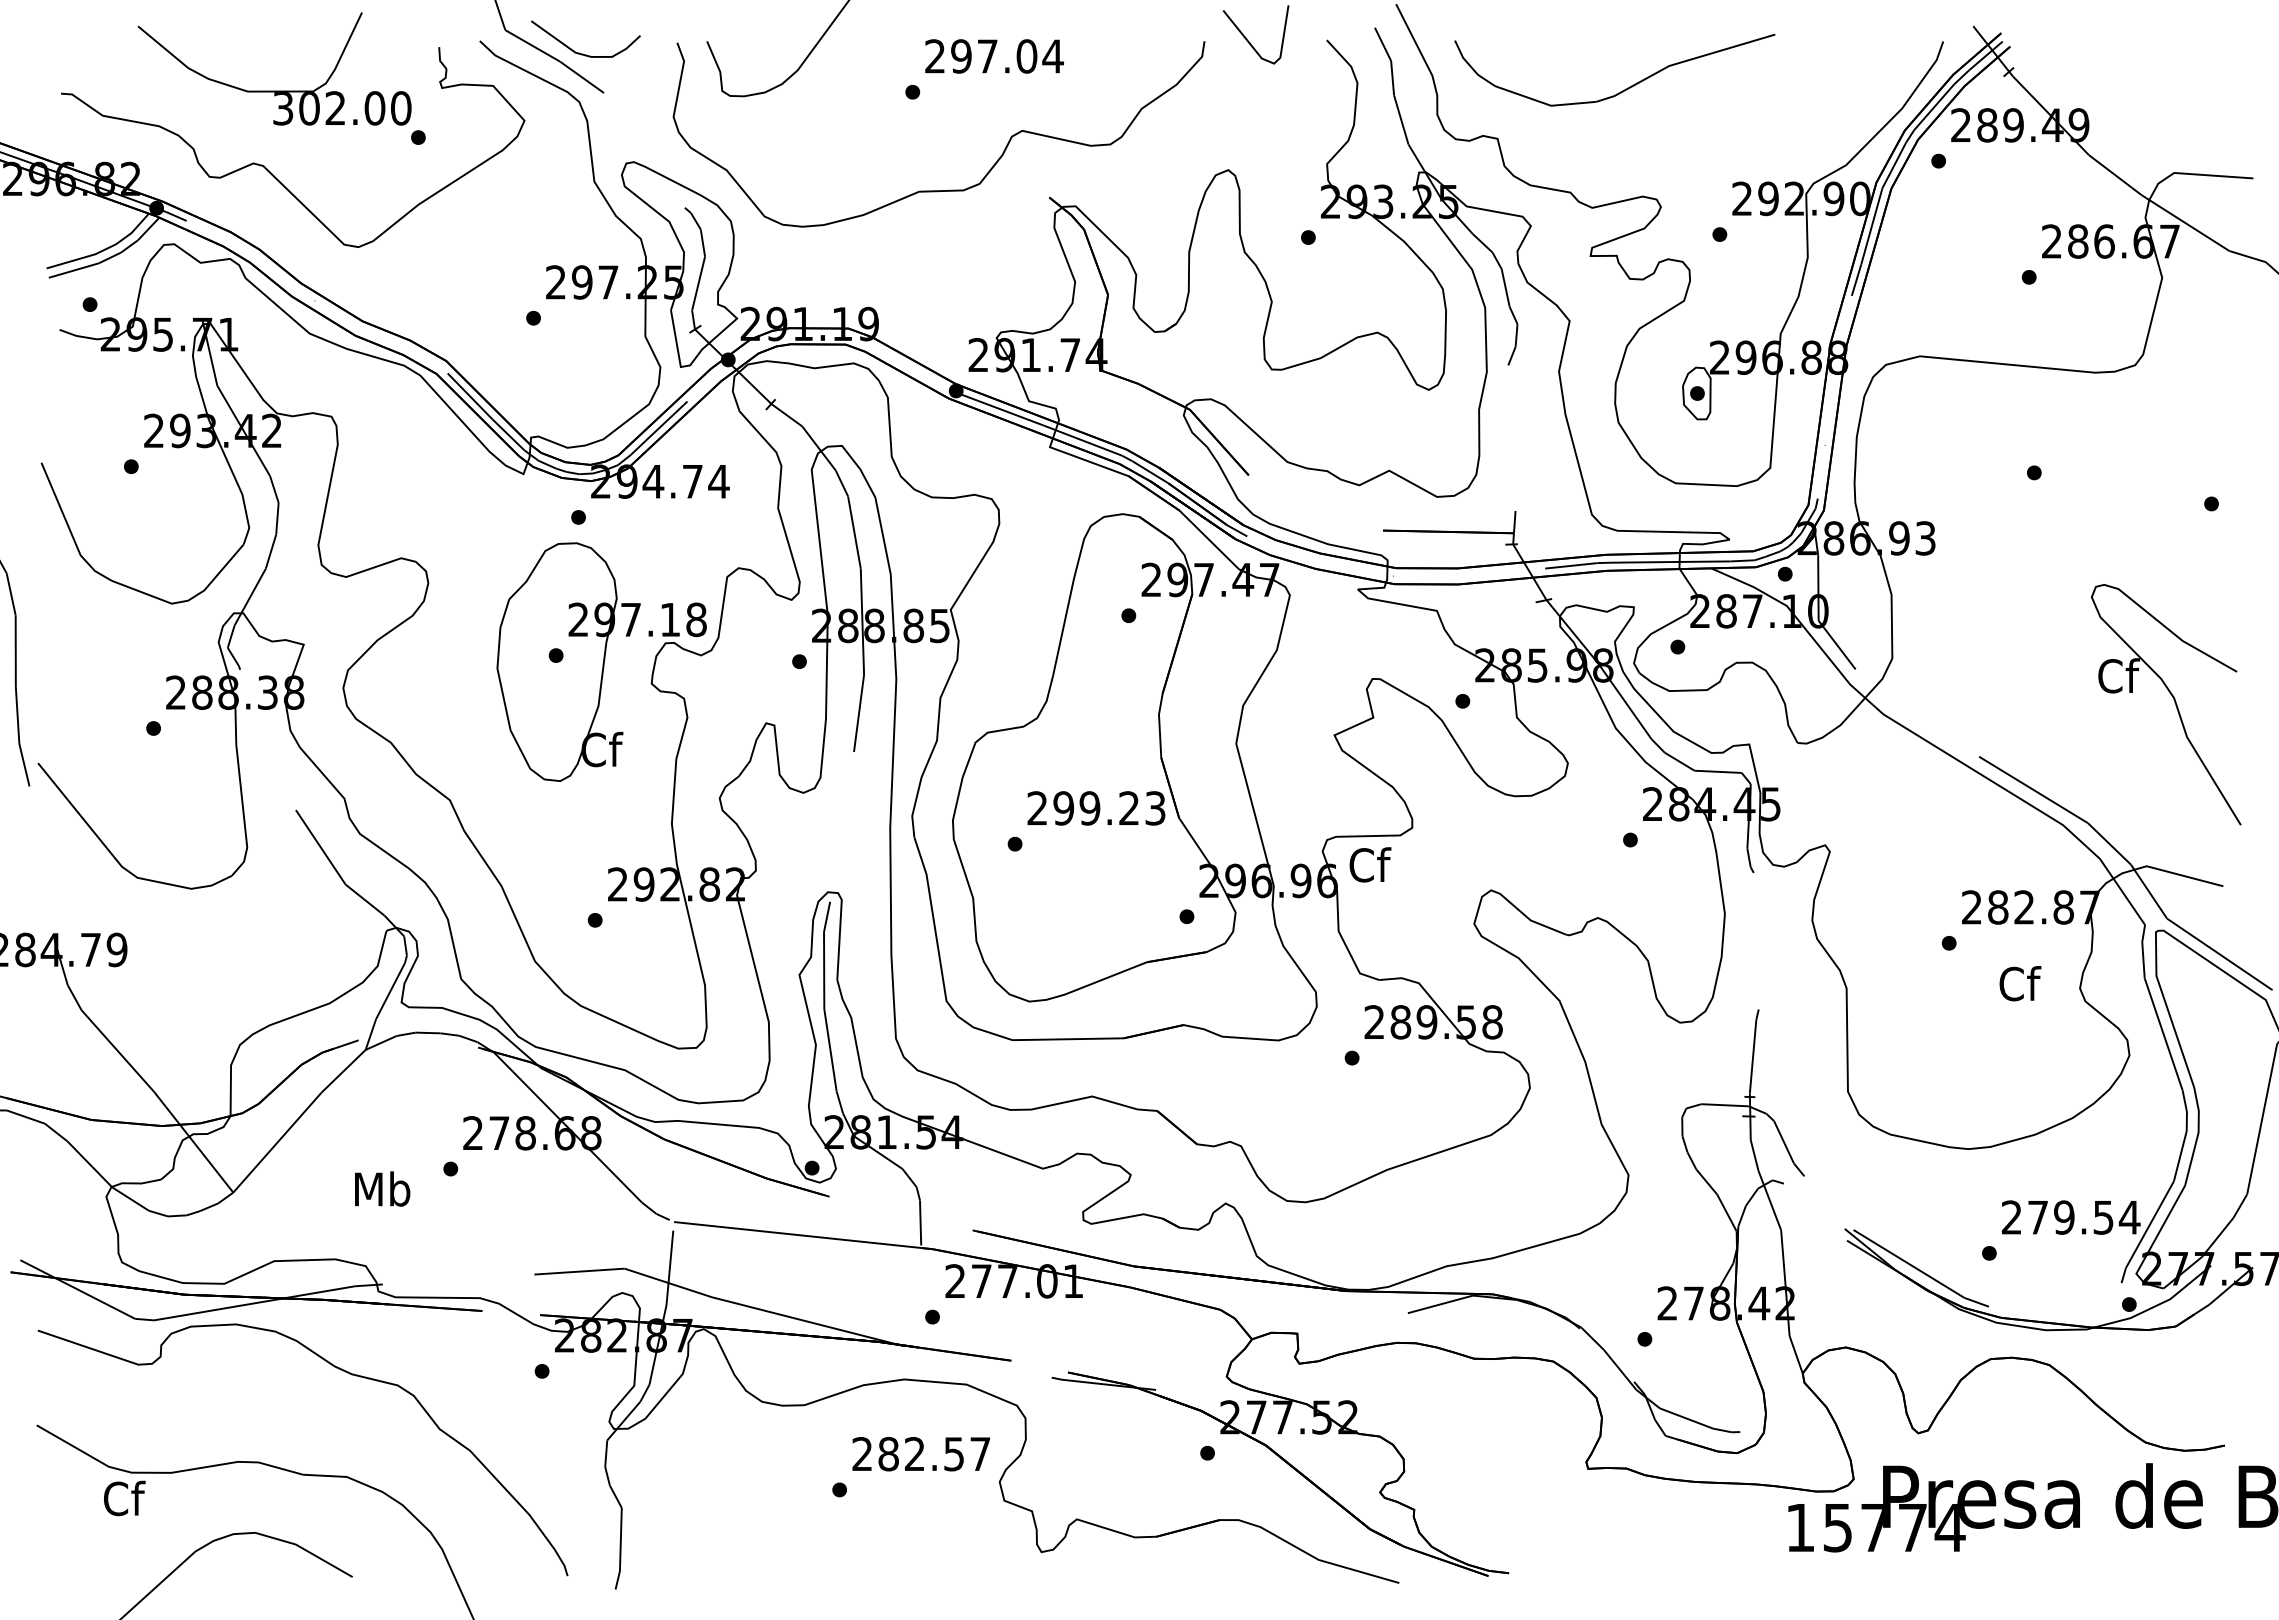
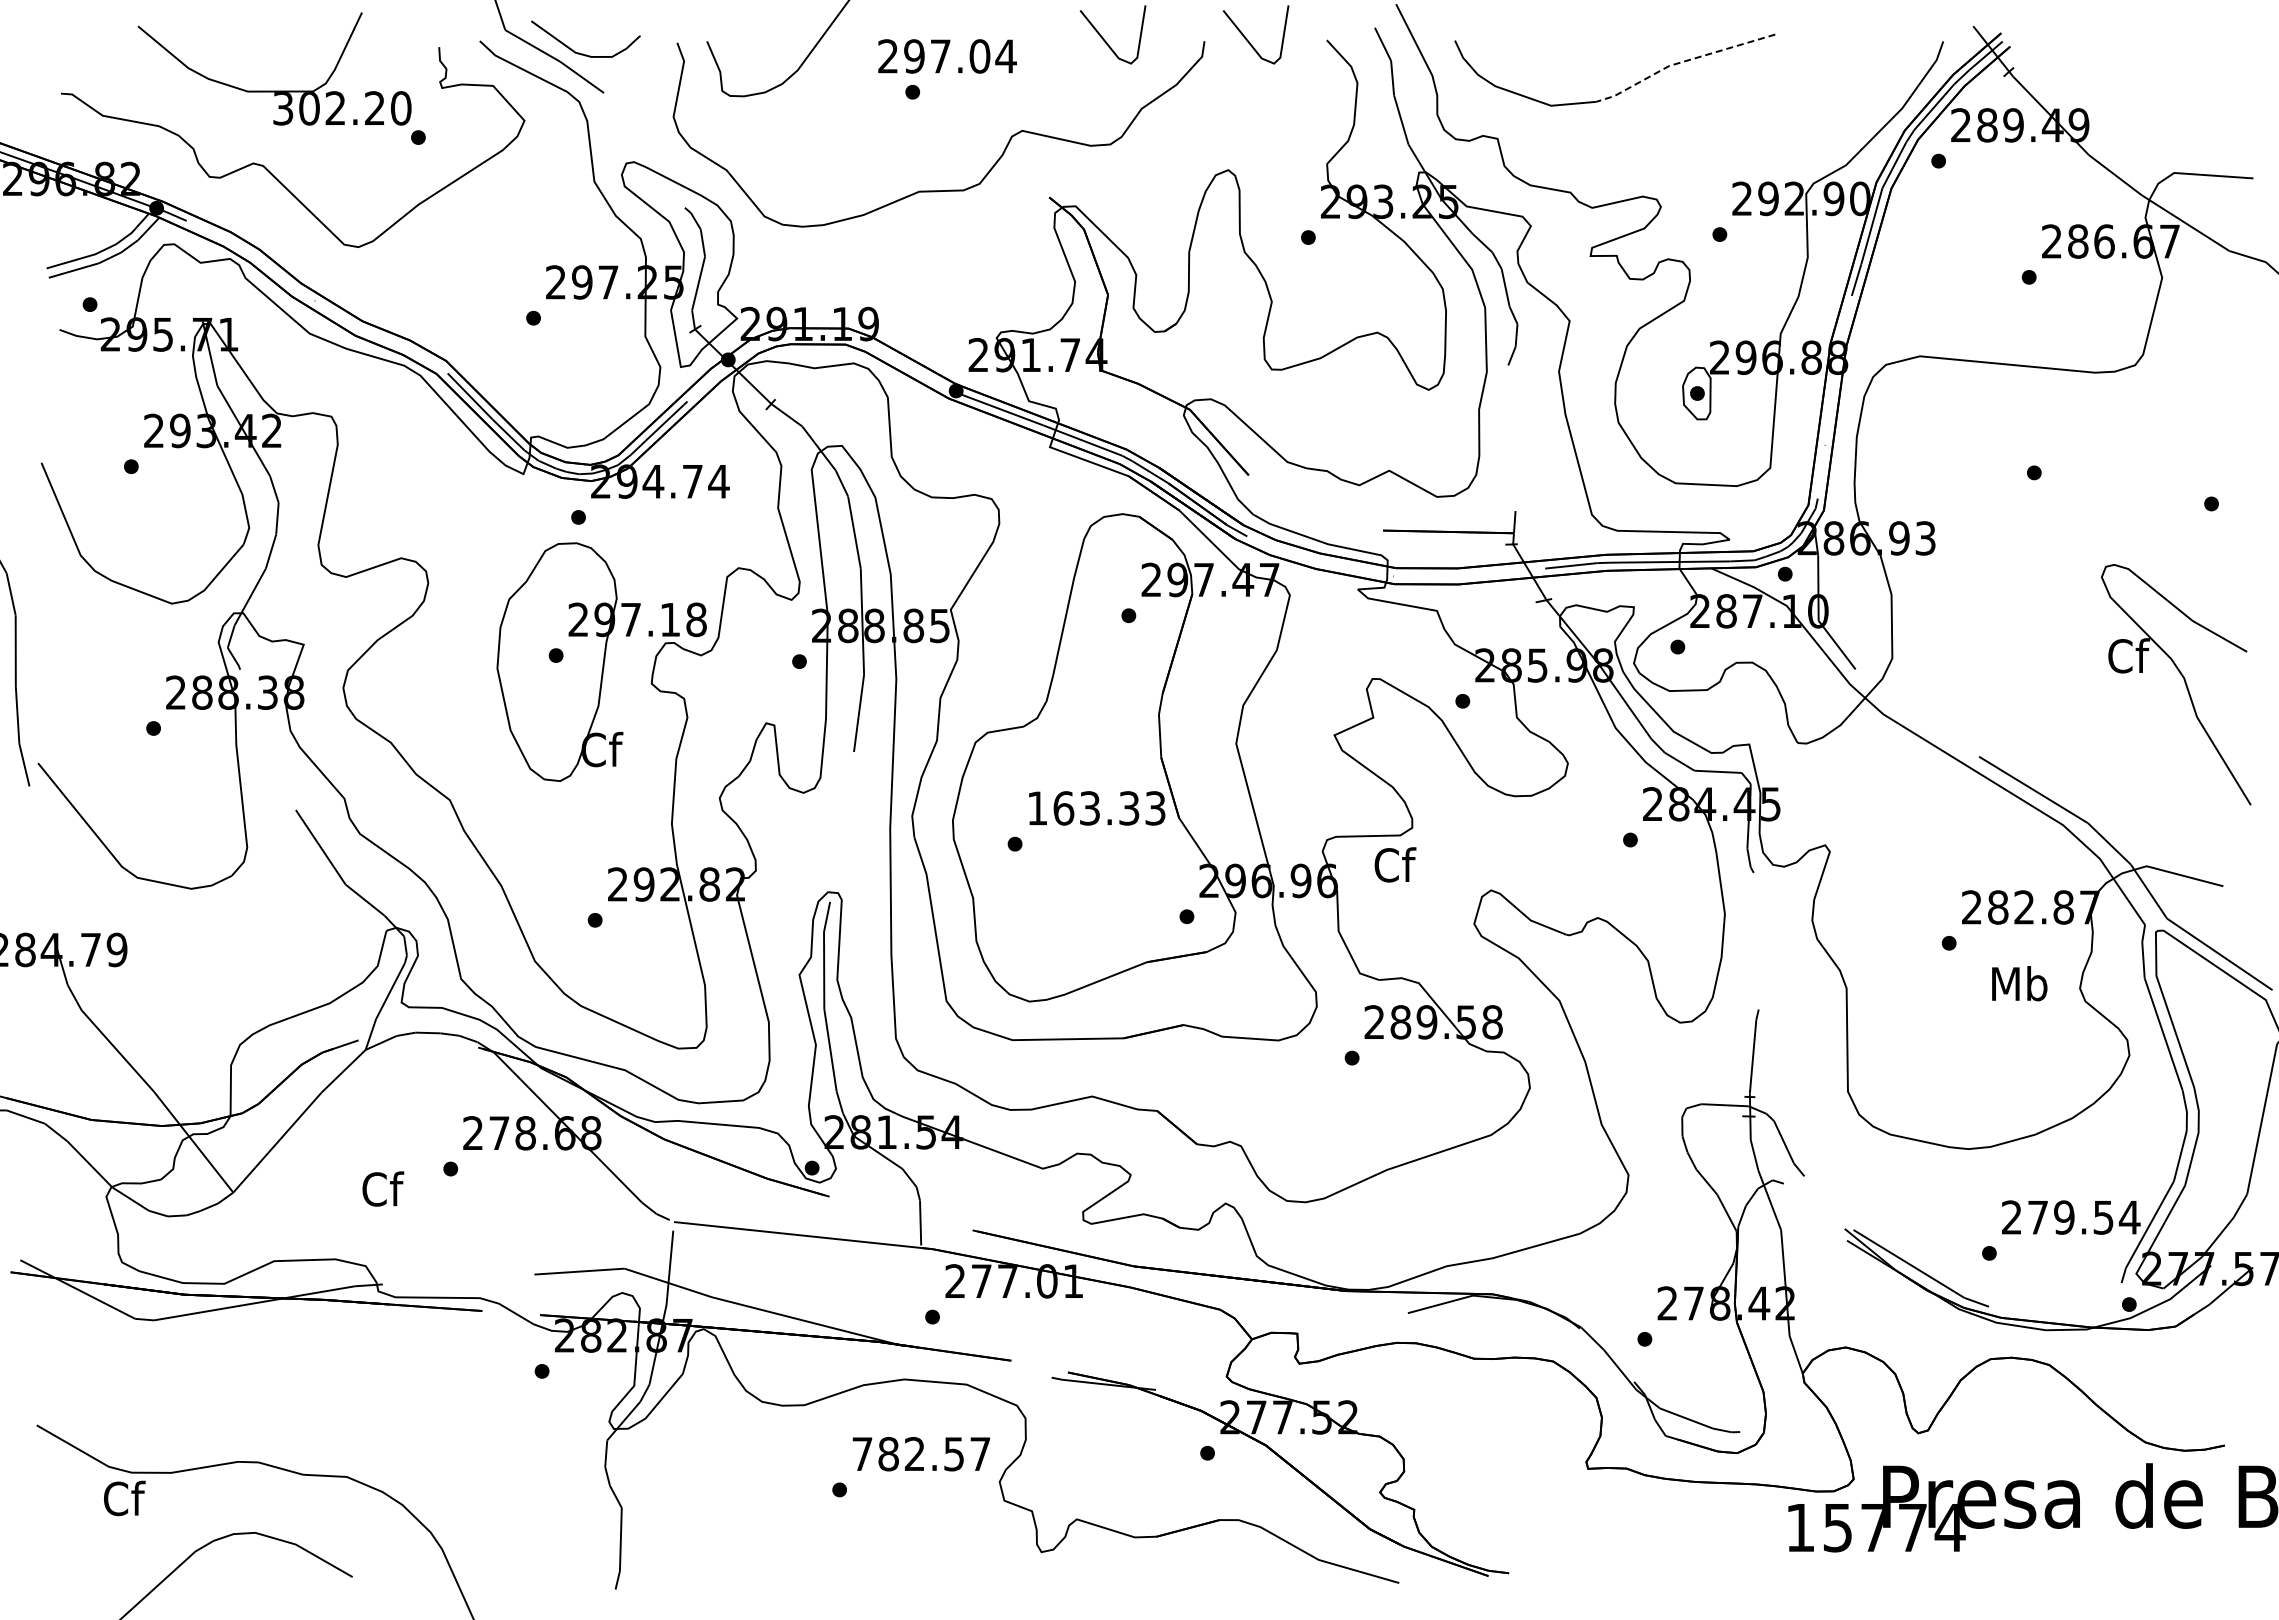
line: none -> present (1105, 40)
text position: (994, 56) -> (947, 56) (947, 56)
line: solid -> dashed (1681, 62)
text: 302.00 -> 302.20 (374, 108)
part position: (2174, 702) -> (2184, 682) (2184, 682)
text: 299.23 -> 163.33 (1083, 808)
text position: (1370, 864) -> (1395, 864) (1395, 864)
text: Cf -> Mb (2019, 983)
text: Mb -> Cf (382, 1188)
curve: present -> none (340, 1370)
text: 282.57 -> 782.57 (862, 1453)
